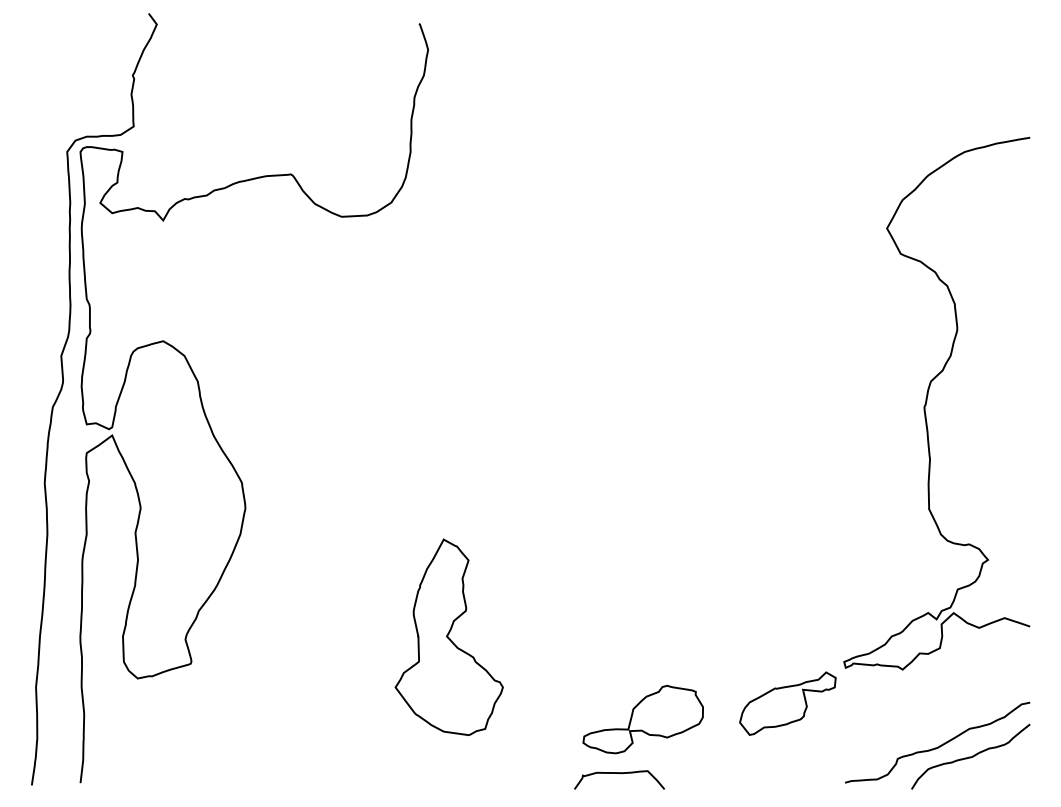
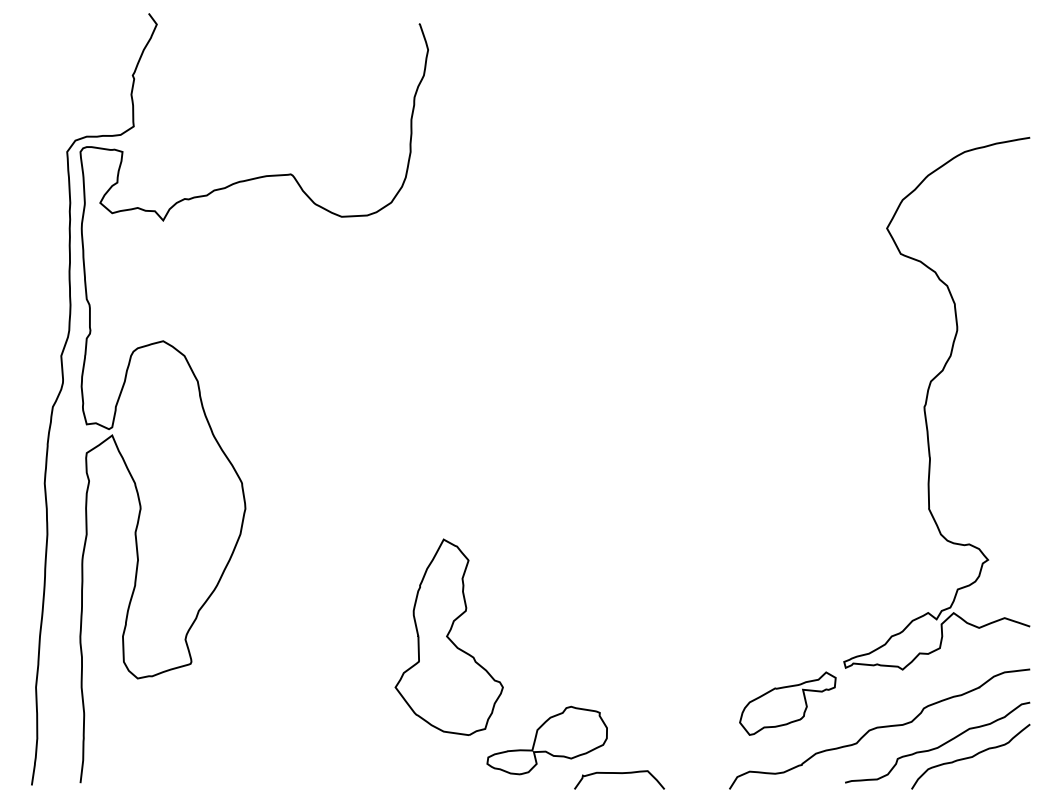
part position: (642, 719) -> (546, 740) (546, 740)
curve: none -> present (879, 728)
